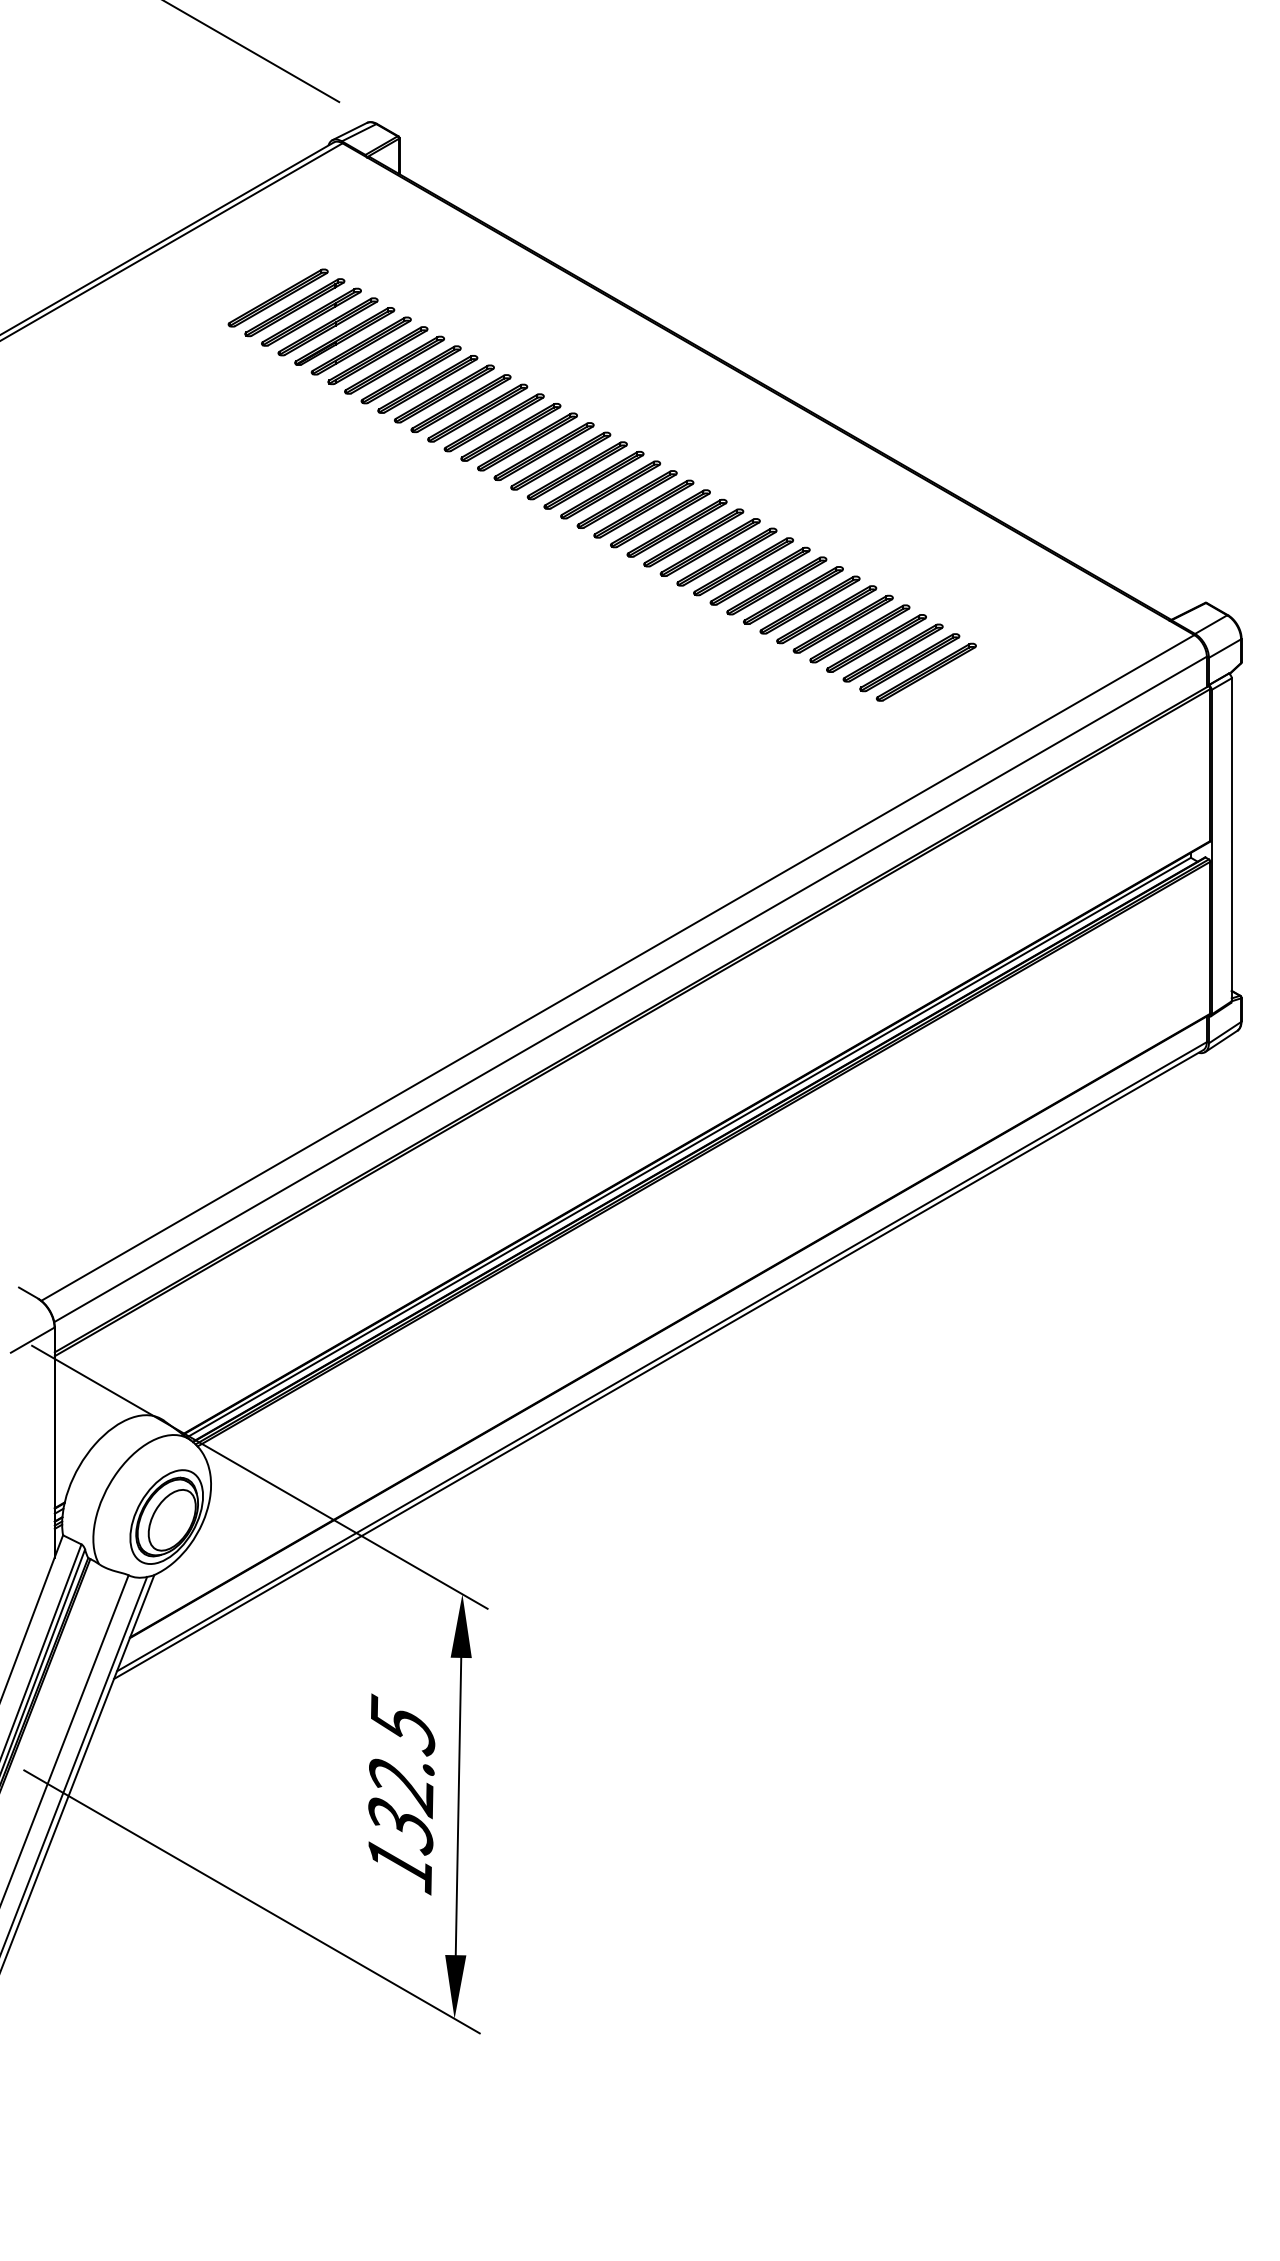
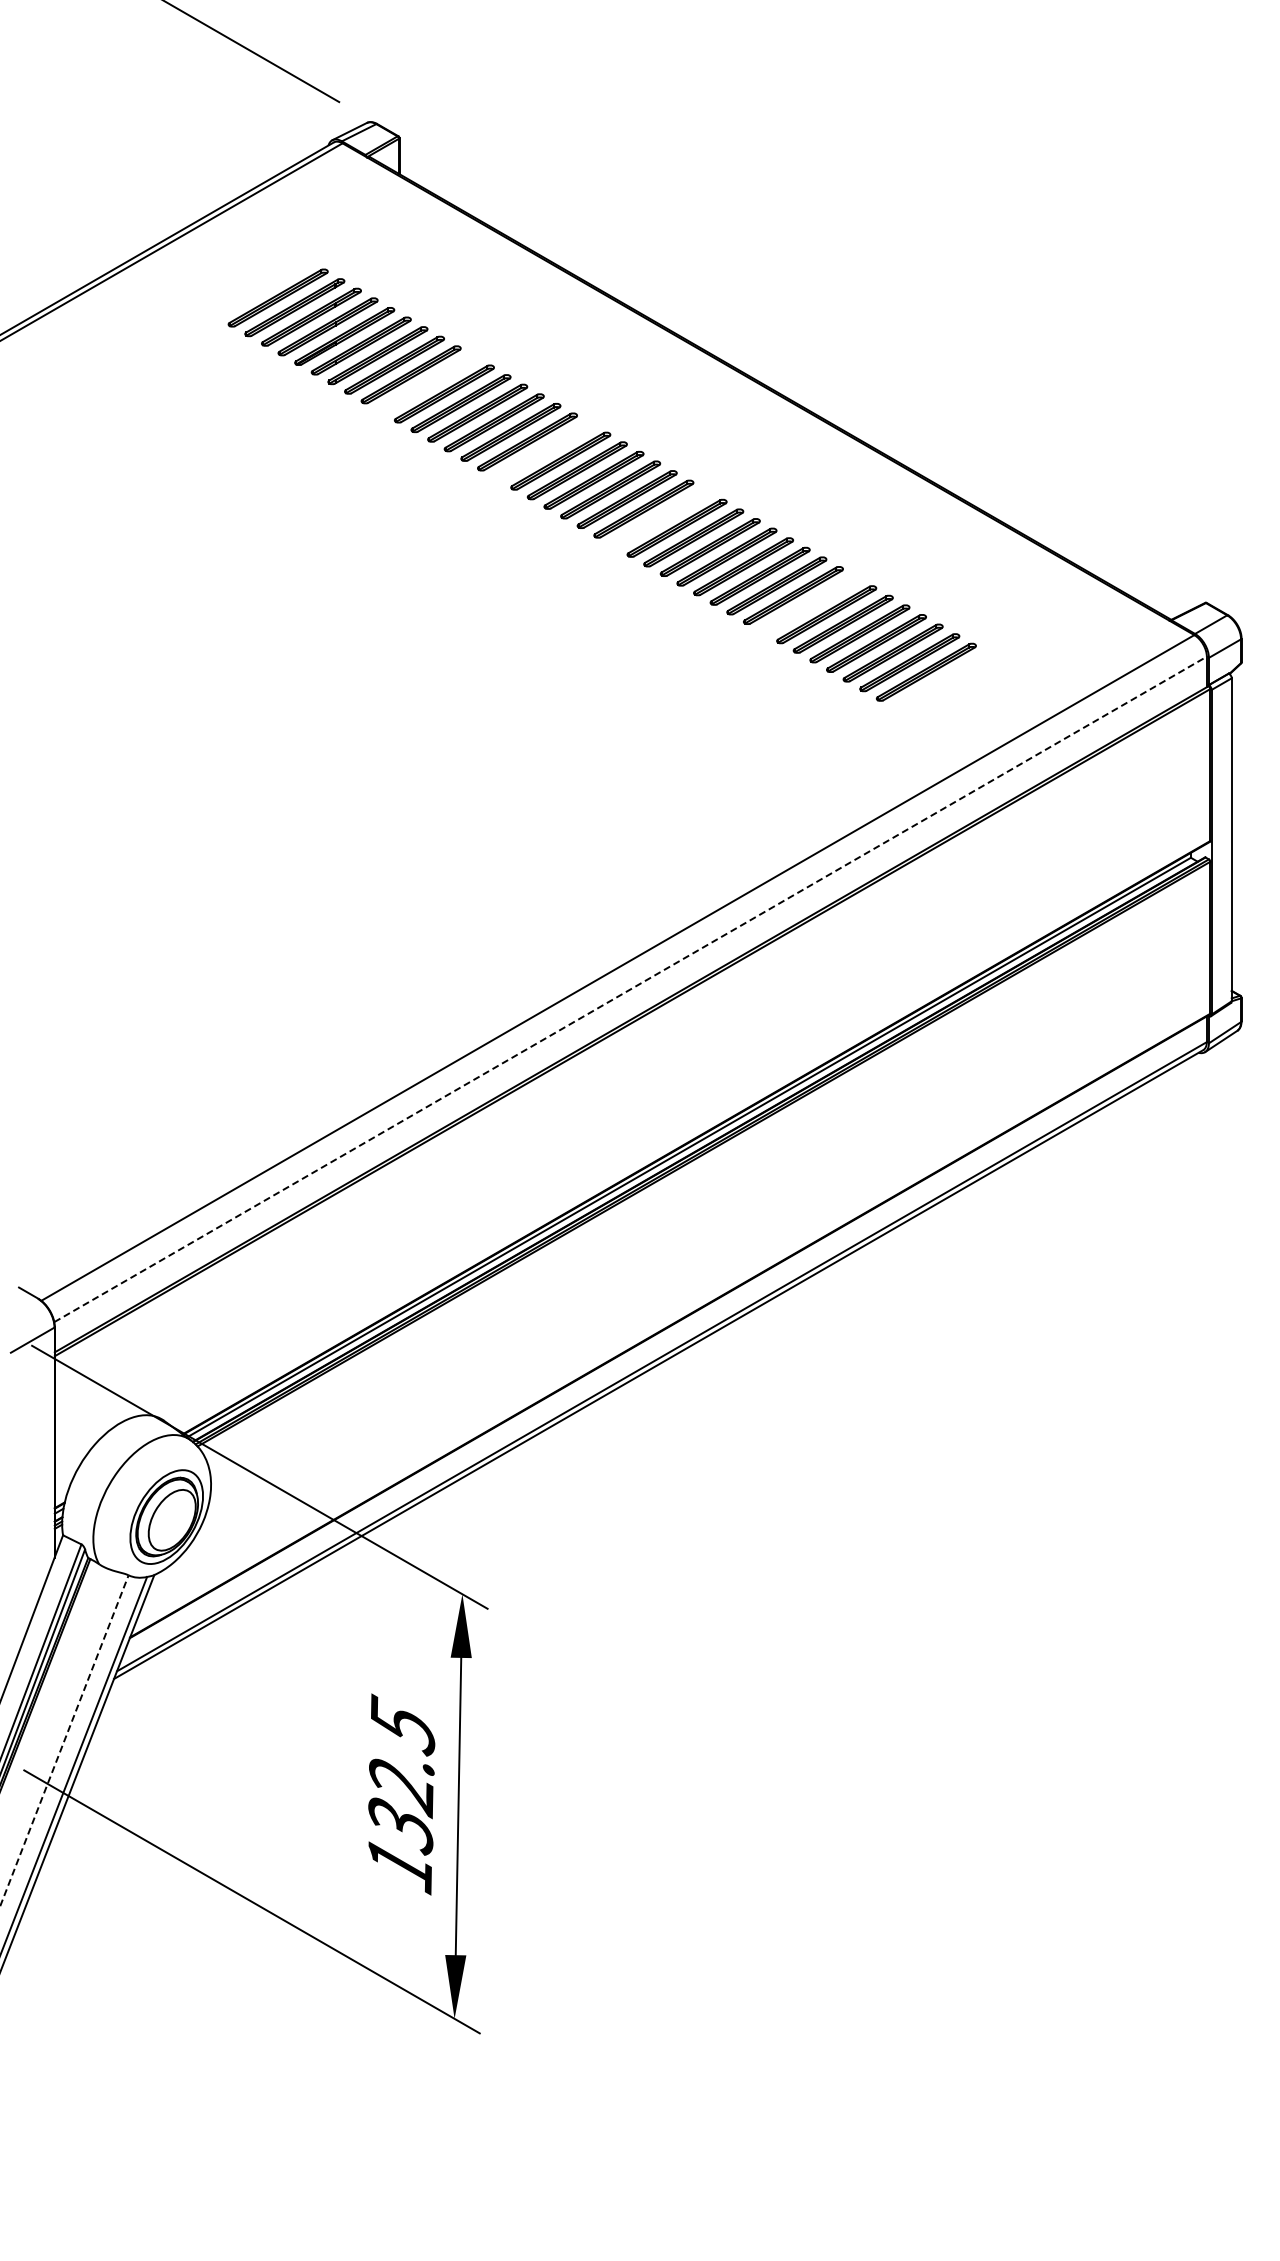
part: present -> none (427, 384)
part: present -> none (543, 451)
part: present -> none (660, 518)
part: present -> none (809, 604)
line: solid -> dashed (631, 989)
line: solid -> dashed (64, 1740)
